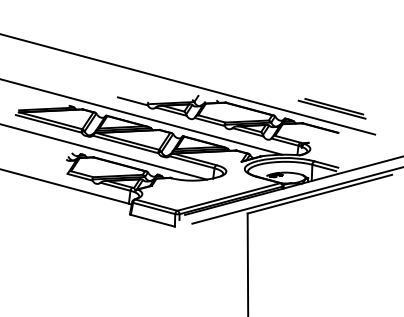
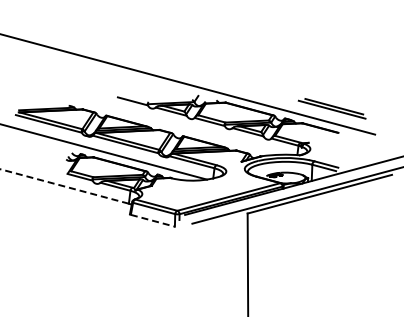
line: present -> none (142, 116)
line: solid -> dashed (64, 186)
line: solid -> dashed (152, 220)
